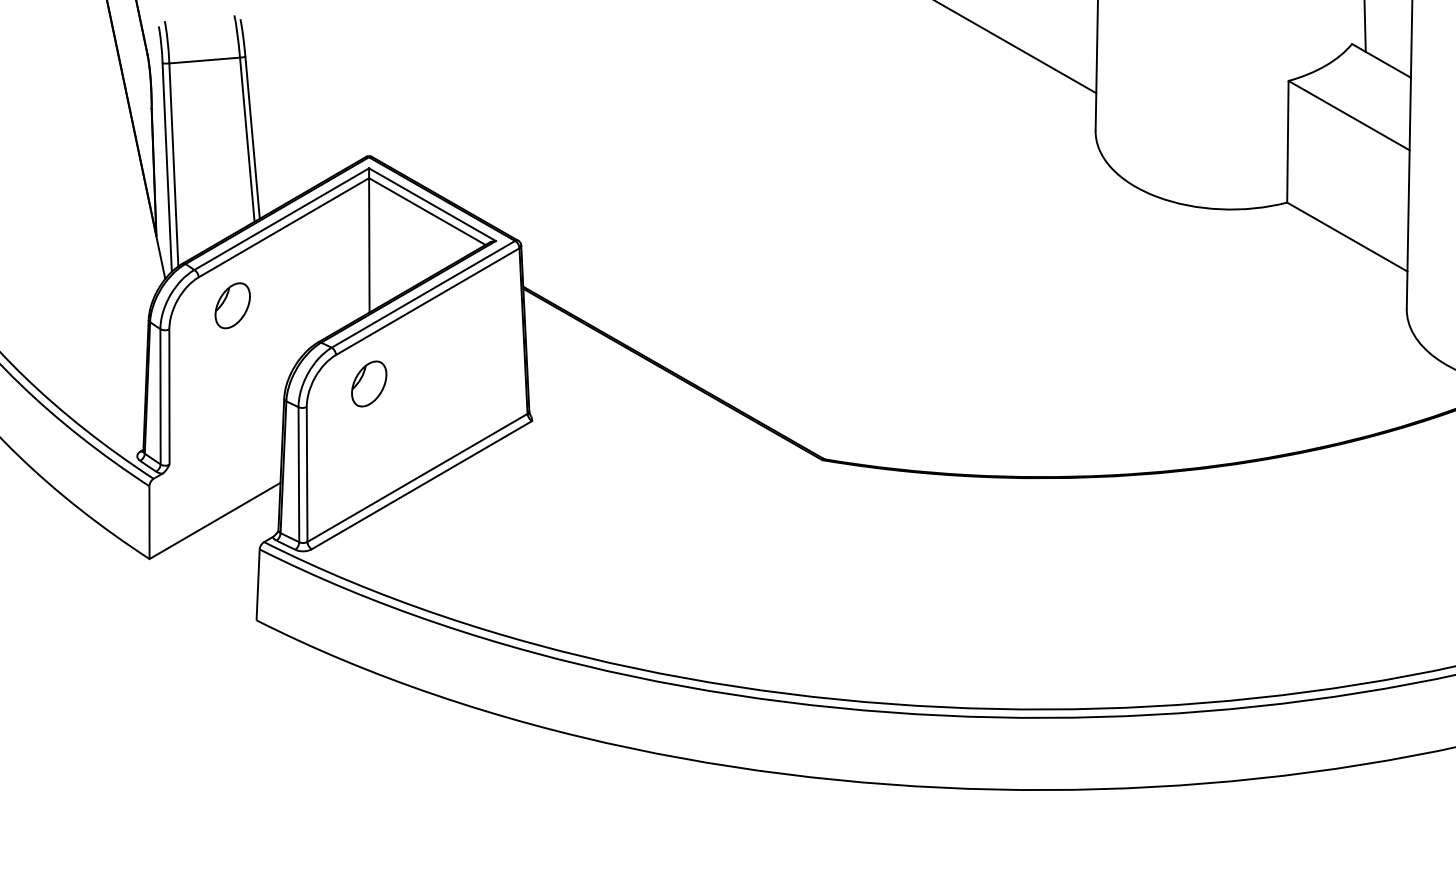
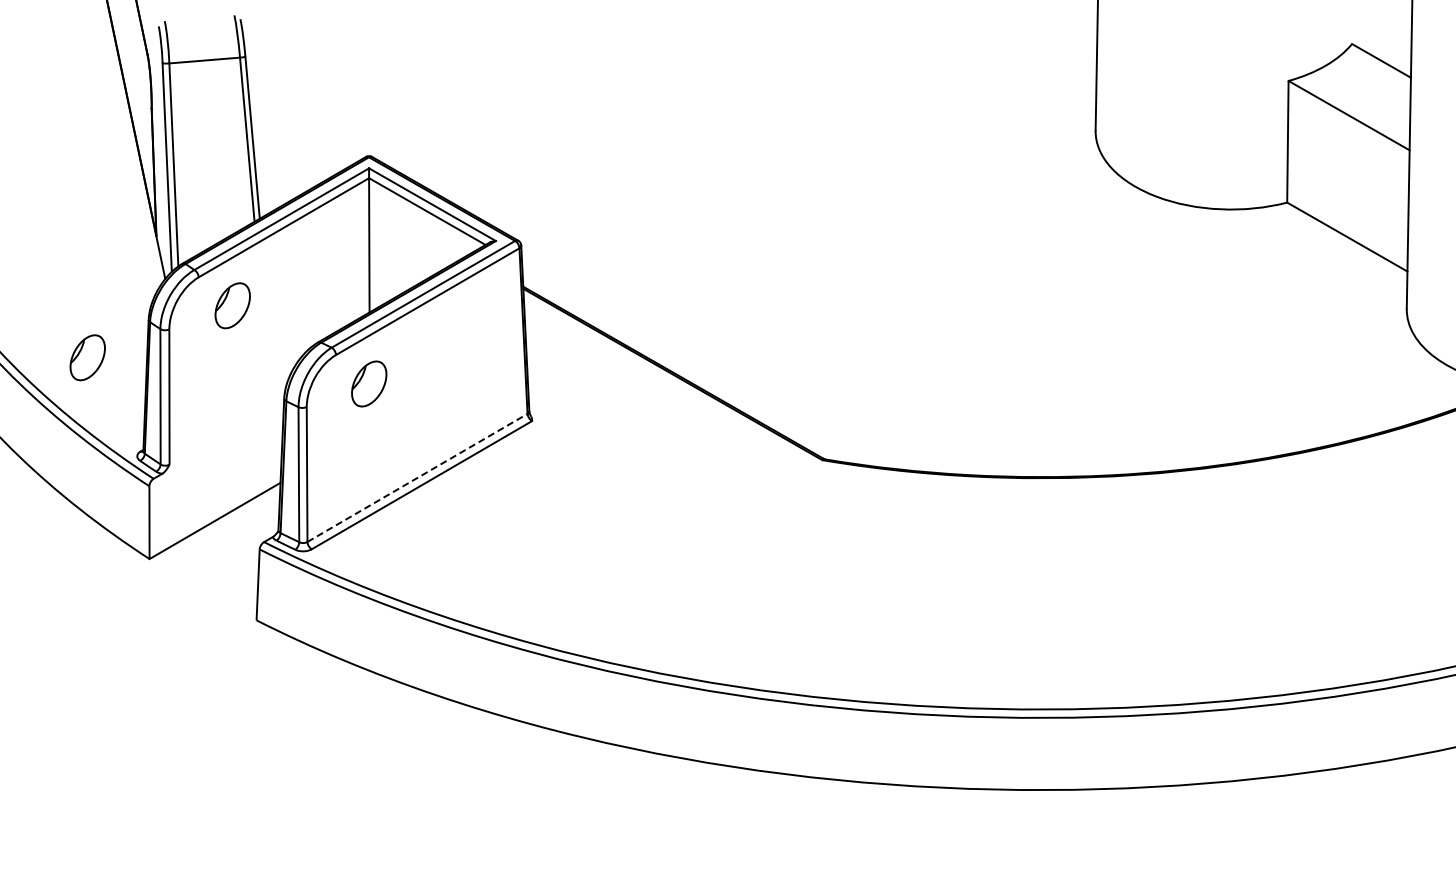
line: present -> none (1364, 26)
line: present -> none (1016, 47)
part: none -> present (87, 357)
line: solid -> dashed (417, 477)
